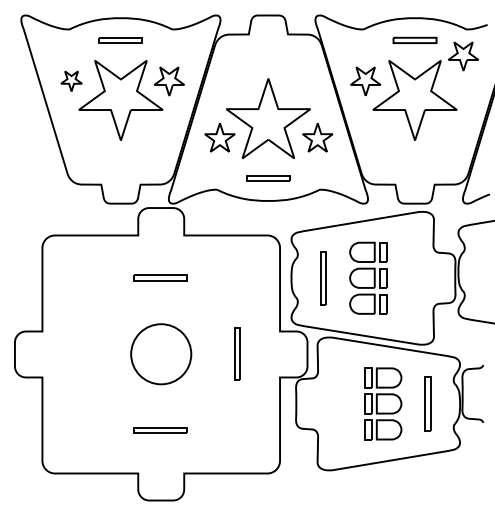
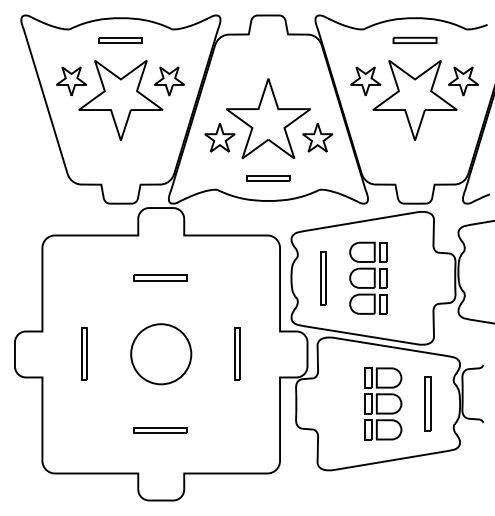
part position: (463, 56) -> (463, 81) (463, 81)
part size: 23x22 px -> 31x30 px (71, 80)
part: none -> present (84, 353)
